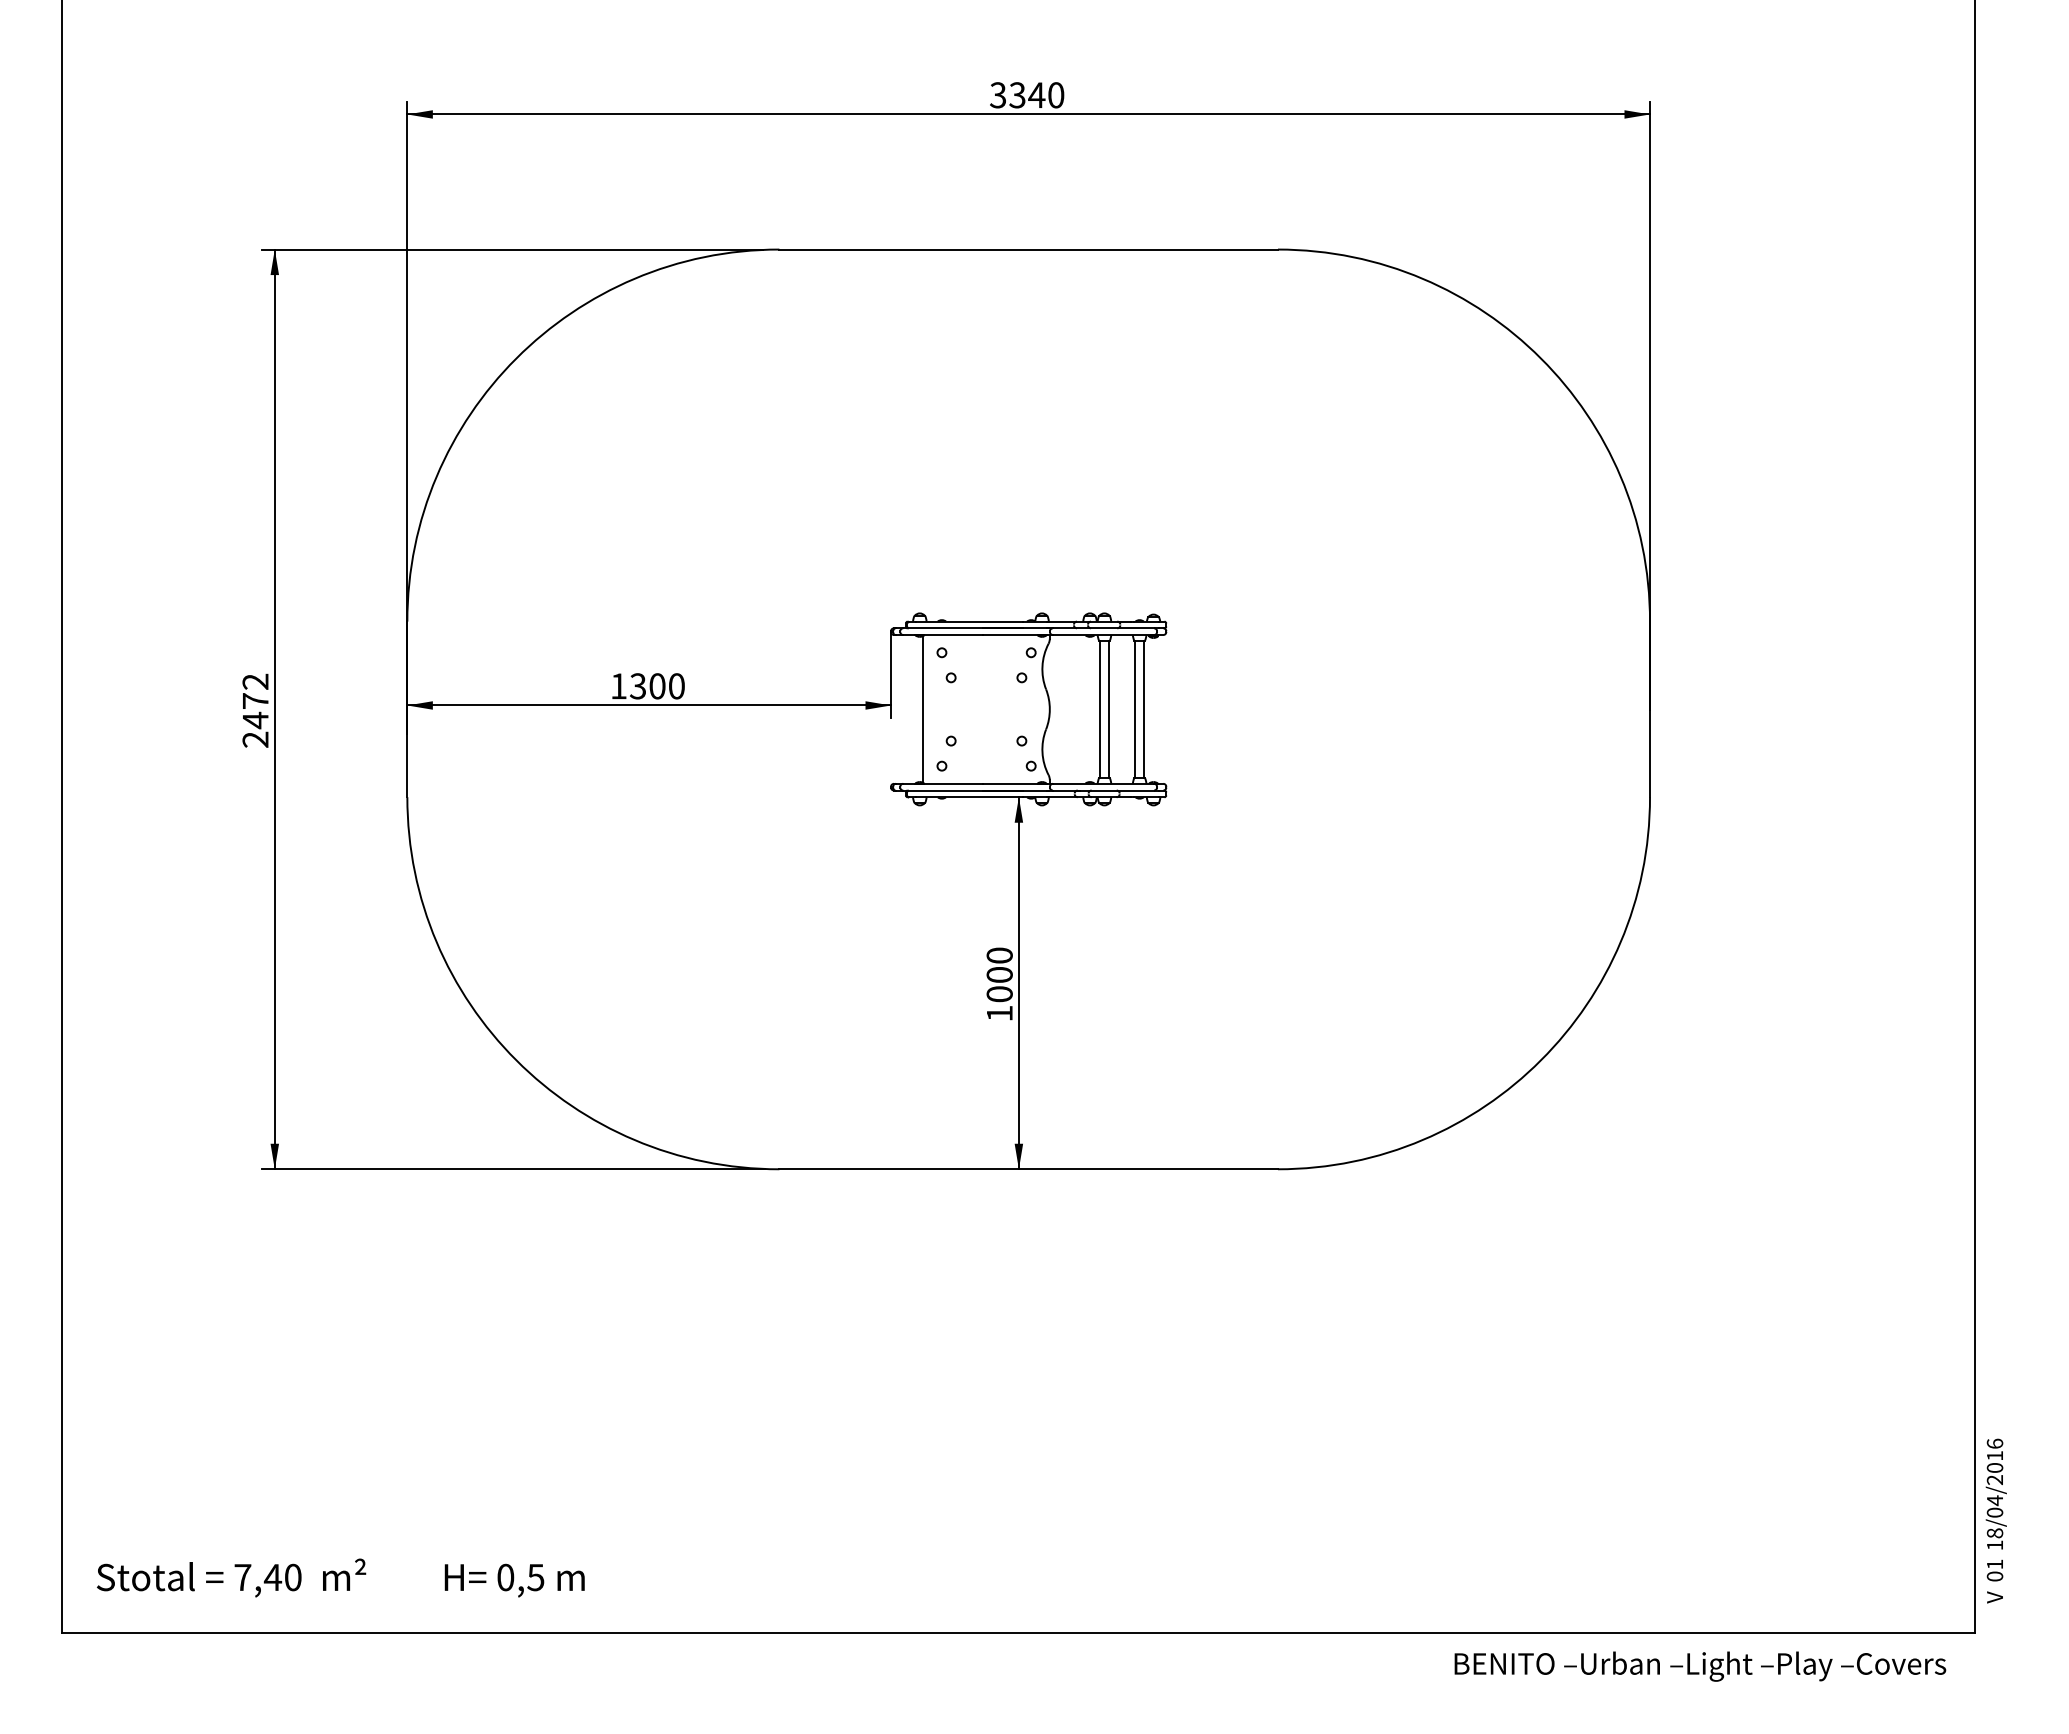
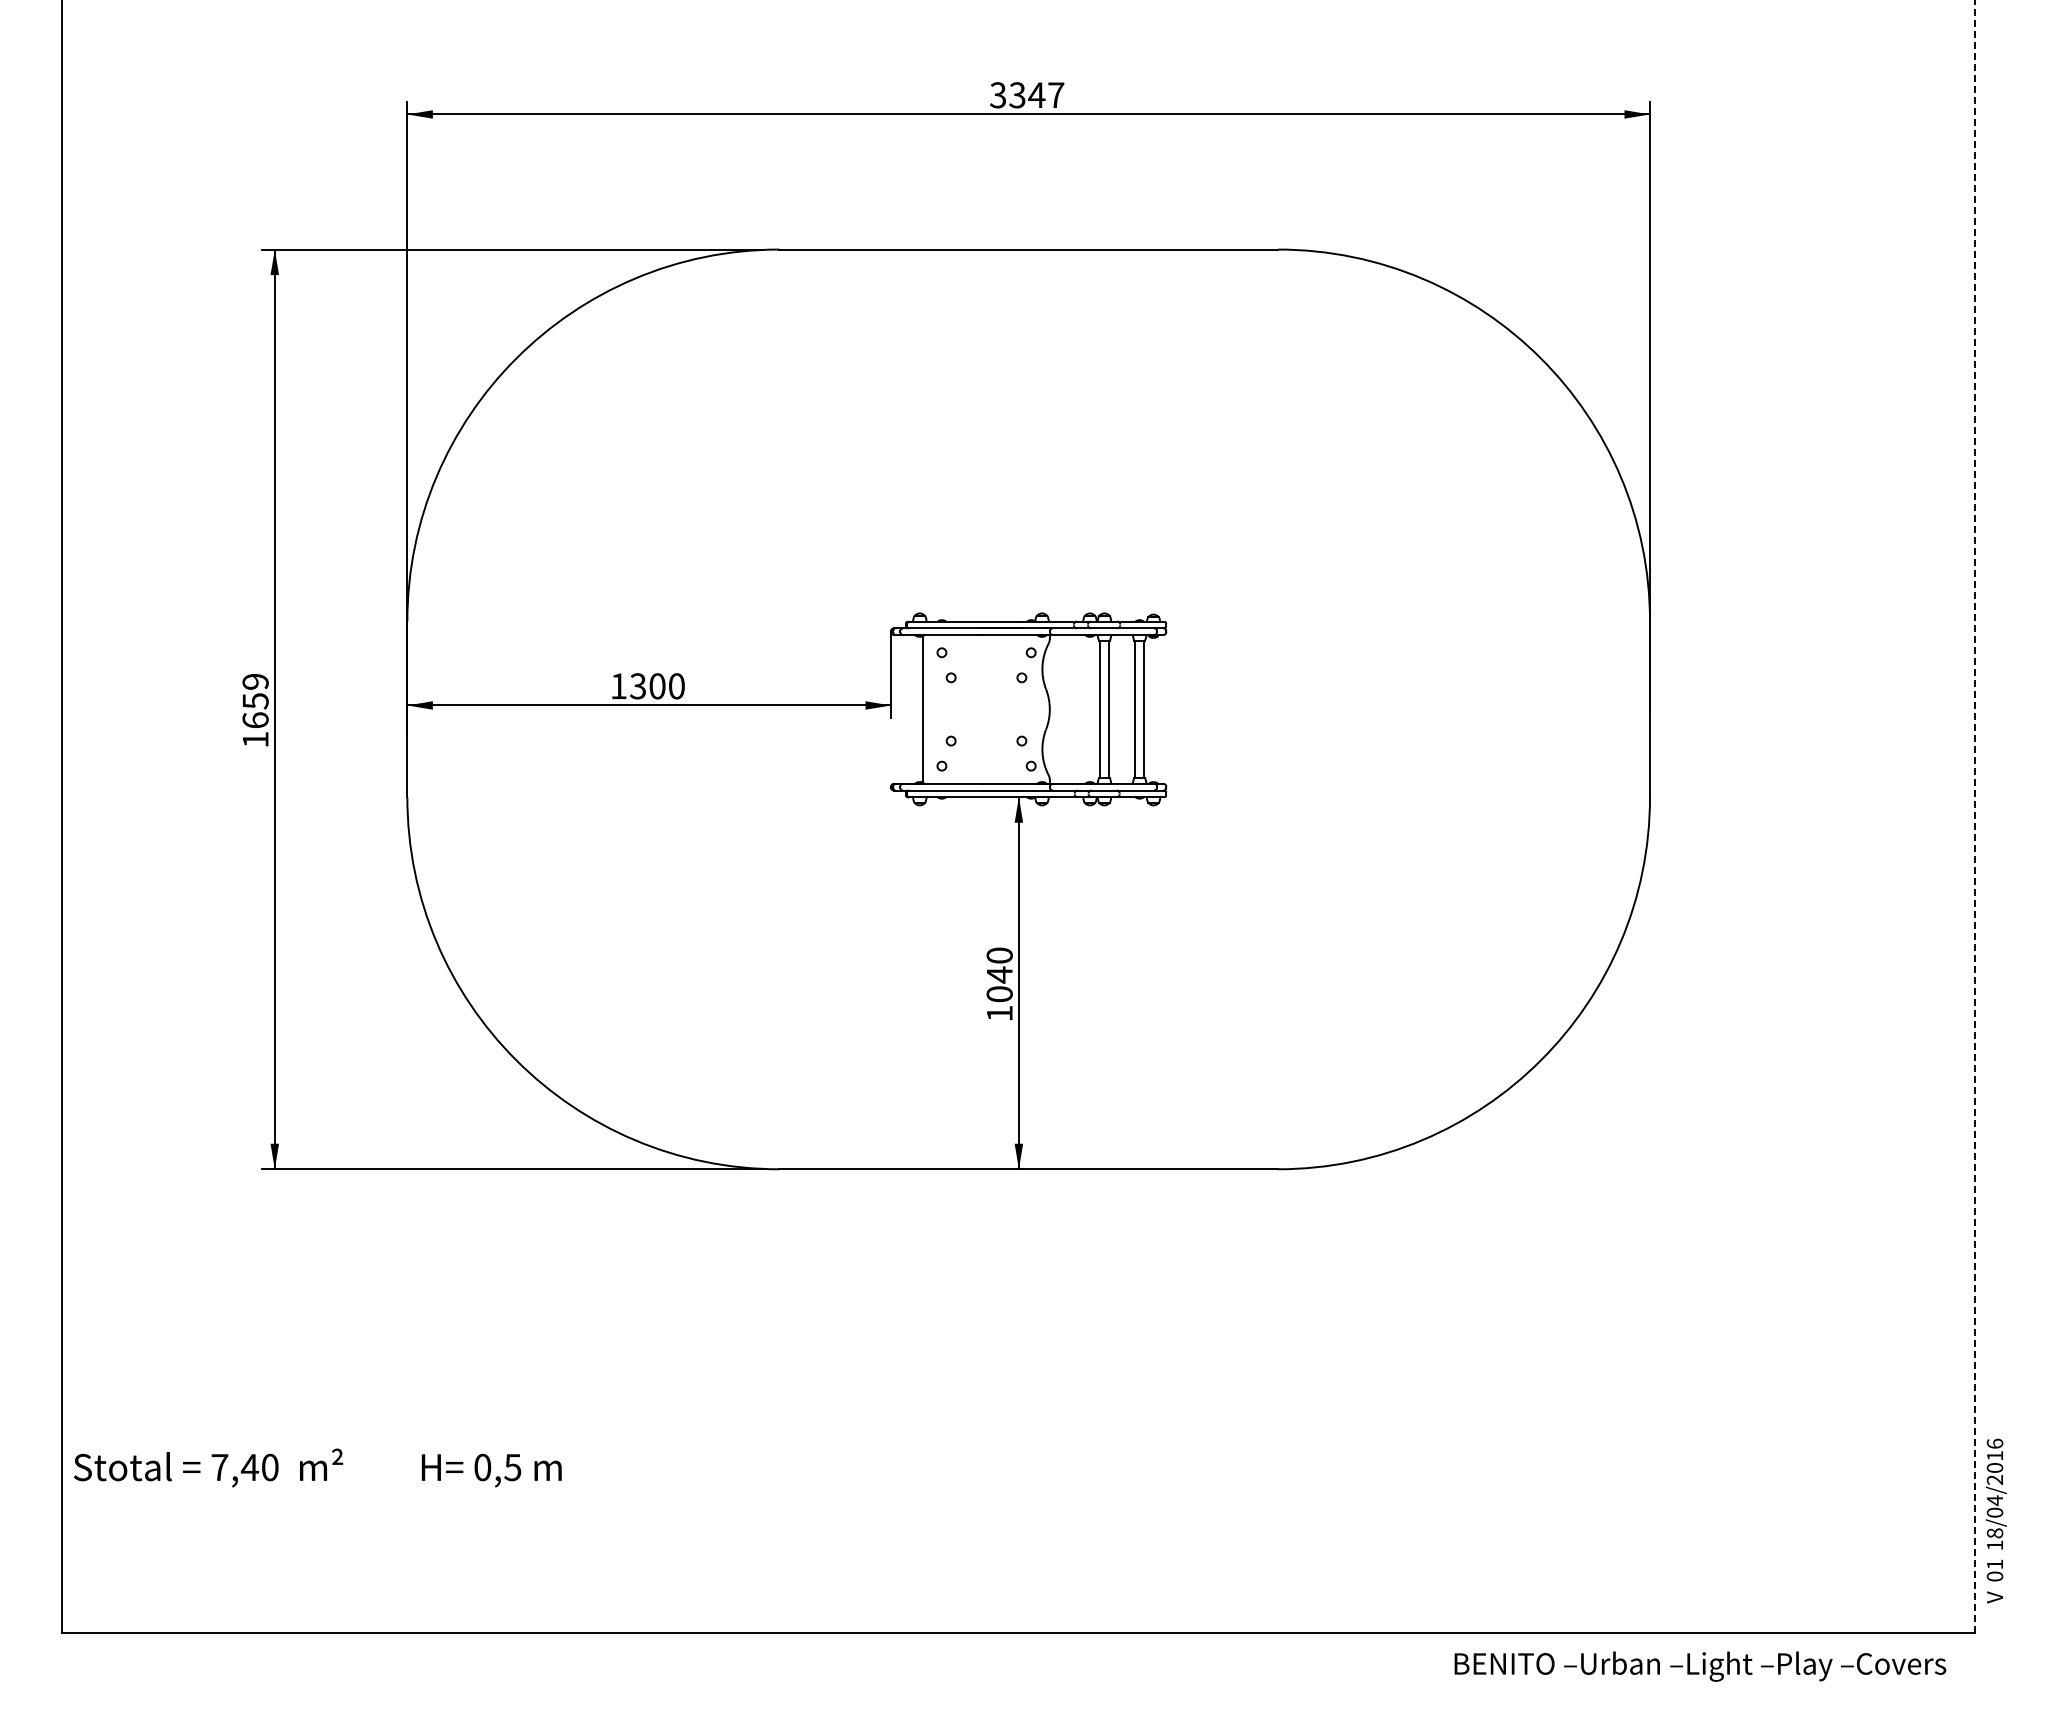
text: 3340 -> 3347 (1056, 95)
text: 2472 -> 1659 (255, 710)
line: solid -> dashed (1975, 816)
text: 1000 -> 1040 (999, 974)
text position: (340, 1577) -> (317, 1467) (317, 1467)
